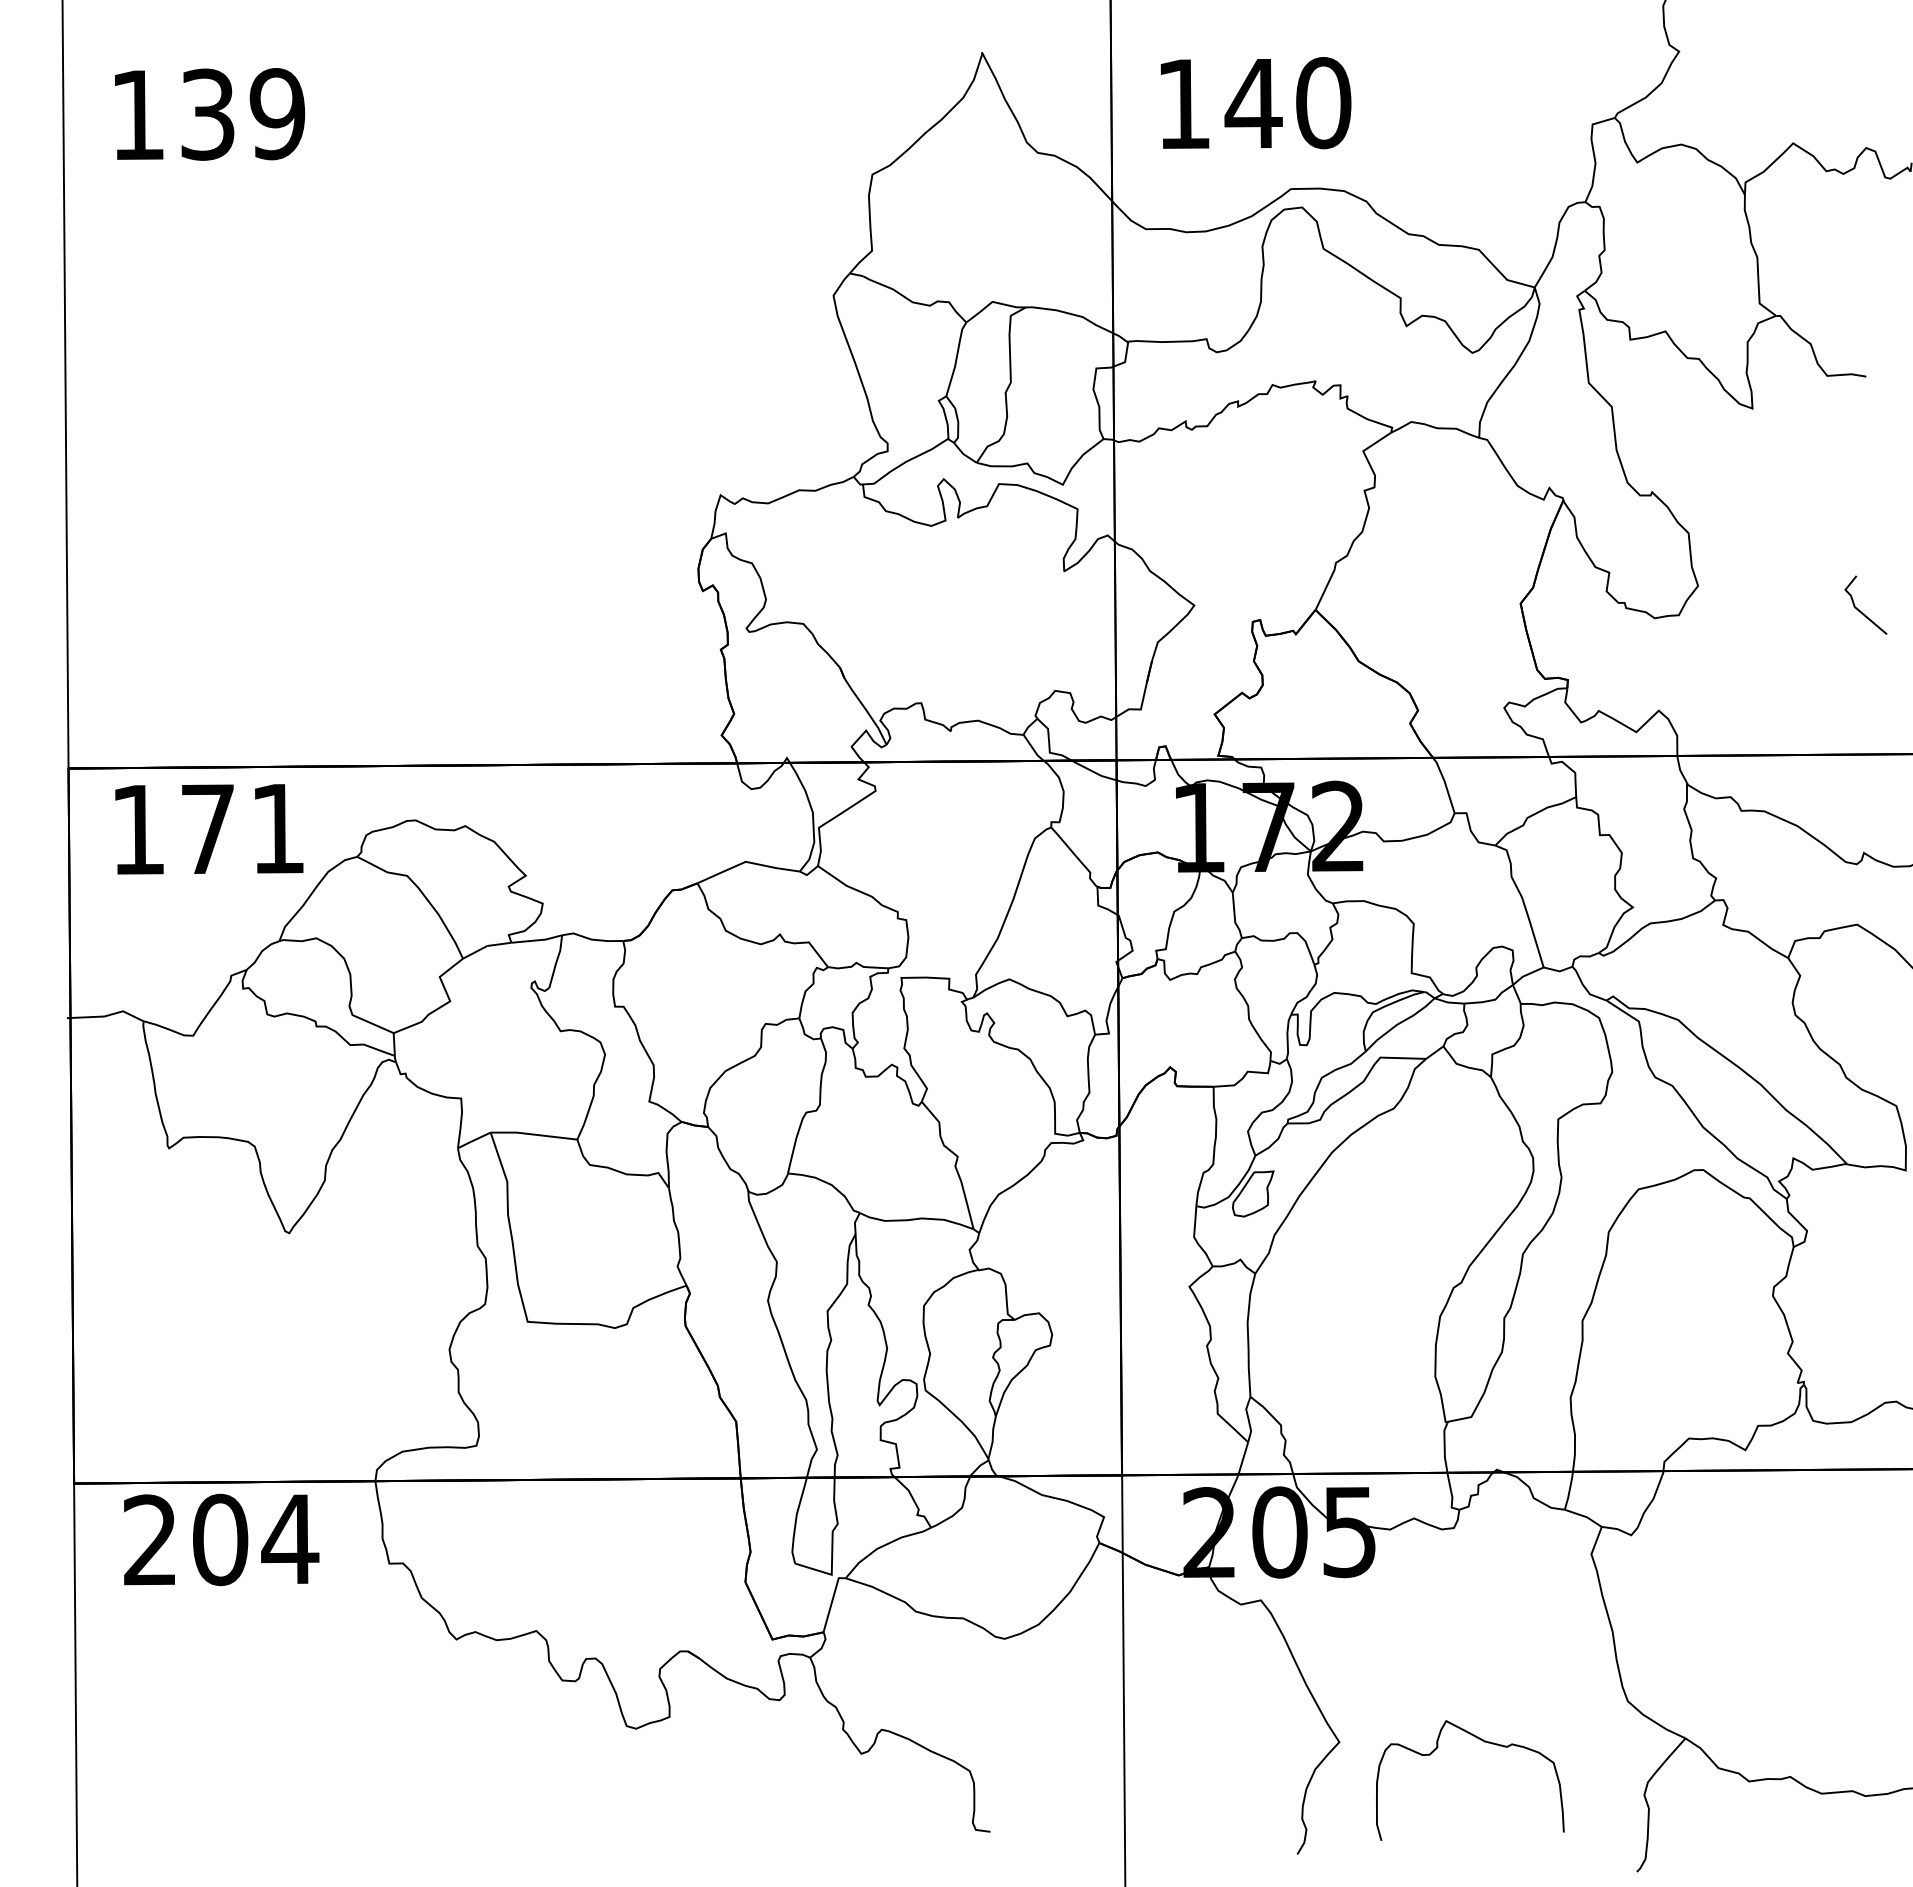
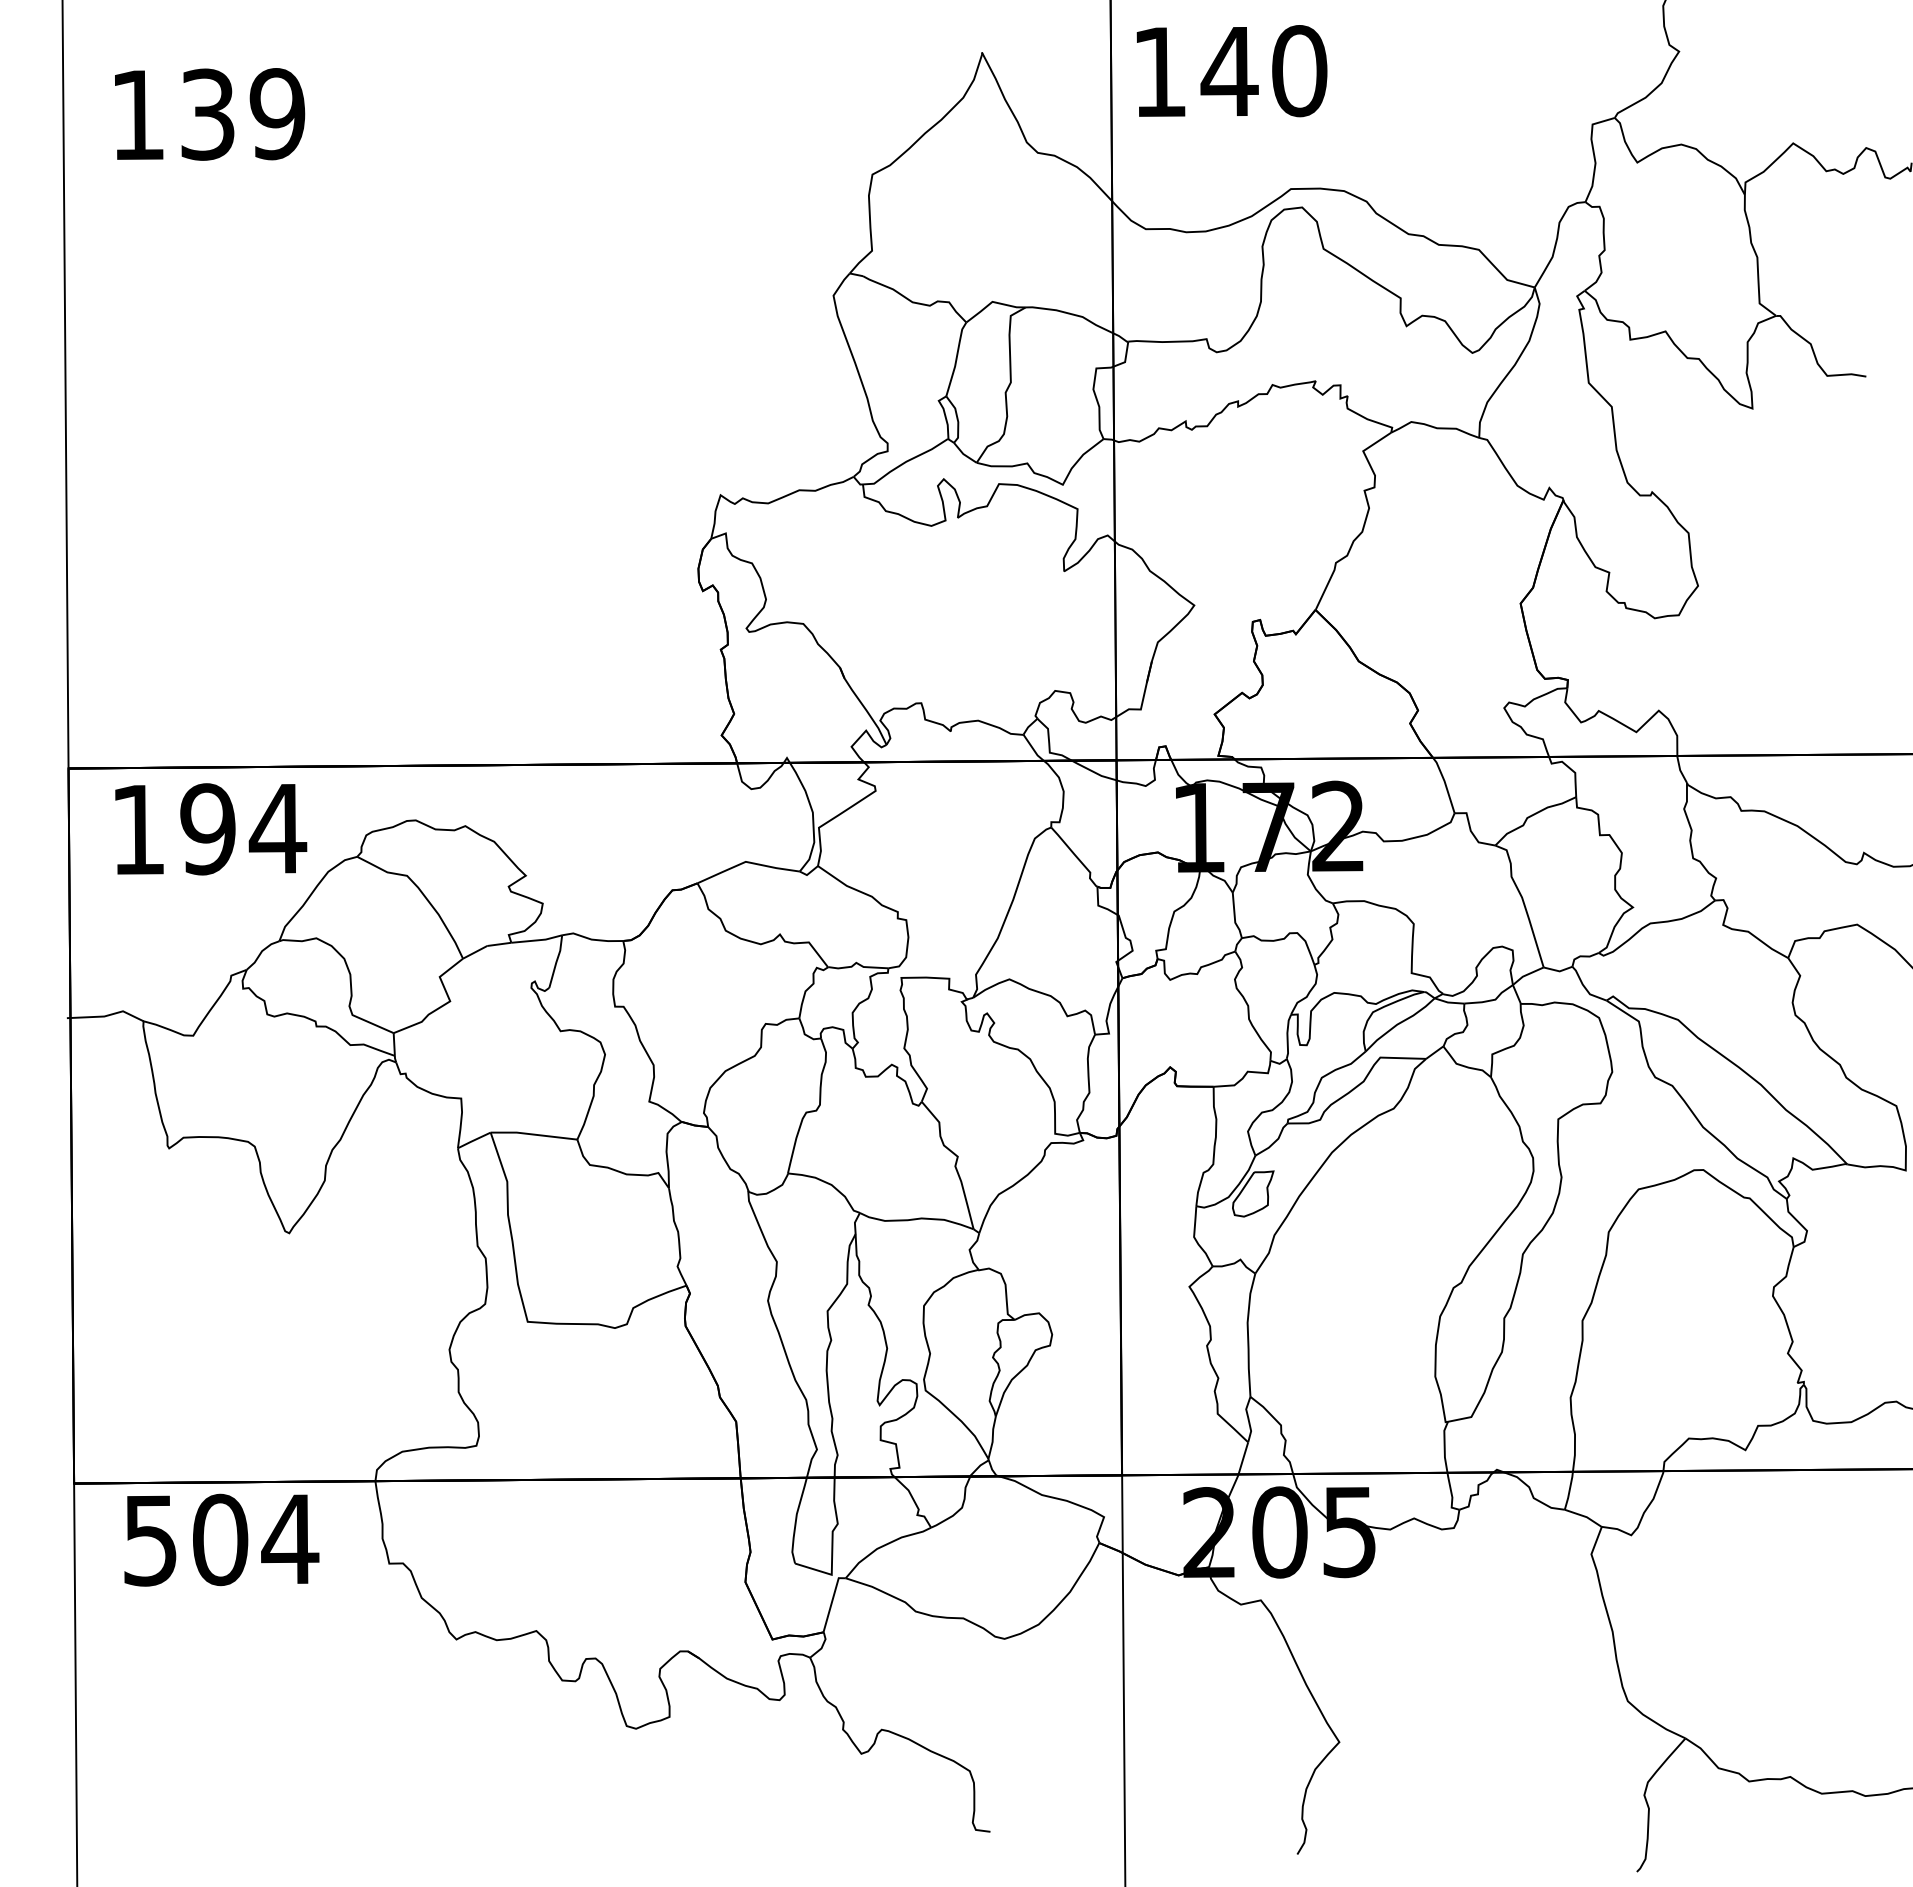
text position: (1255, 103) -> (1231, 71) (1231, 71)
line: present -> none (1859, 609)
text: 171 -> 194 (243, 829)
text: 204 -> 504 (150, 1540)
curve: present -> none (1484, 1742)
